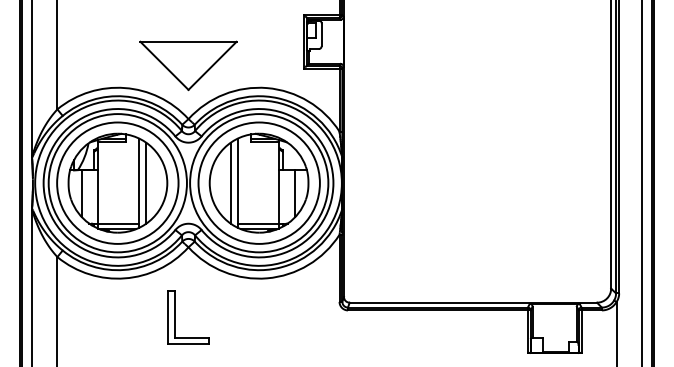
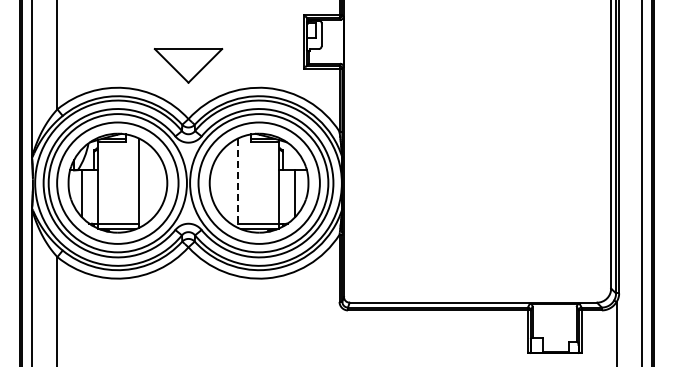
part size: 99x52 px -> 71x36 px (188, 65)
line: present -> none (146, 182)
line: present -> none (230, 182)
line: solid -> dashed (238, 183)
part: present -> none (175, 317)
